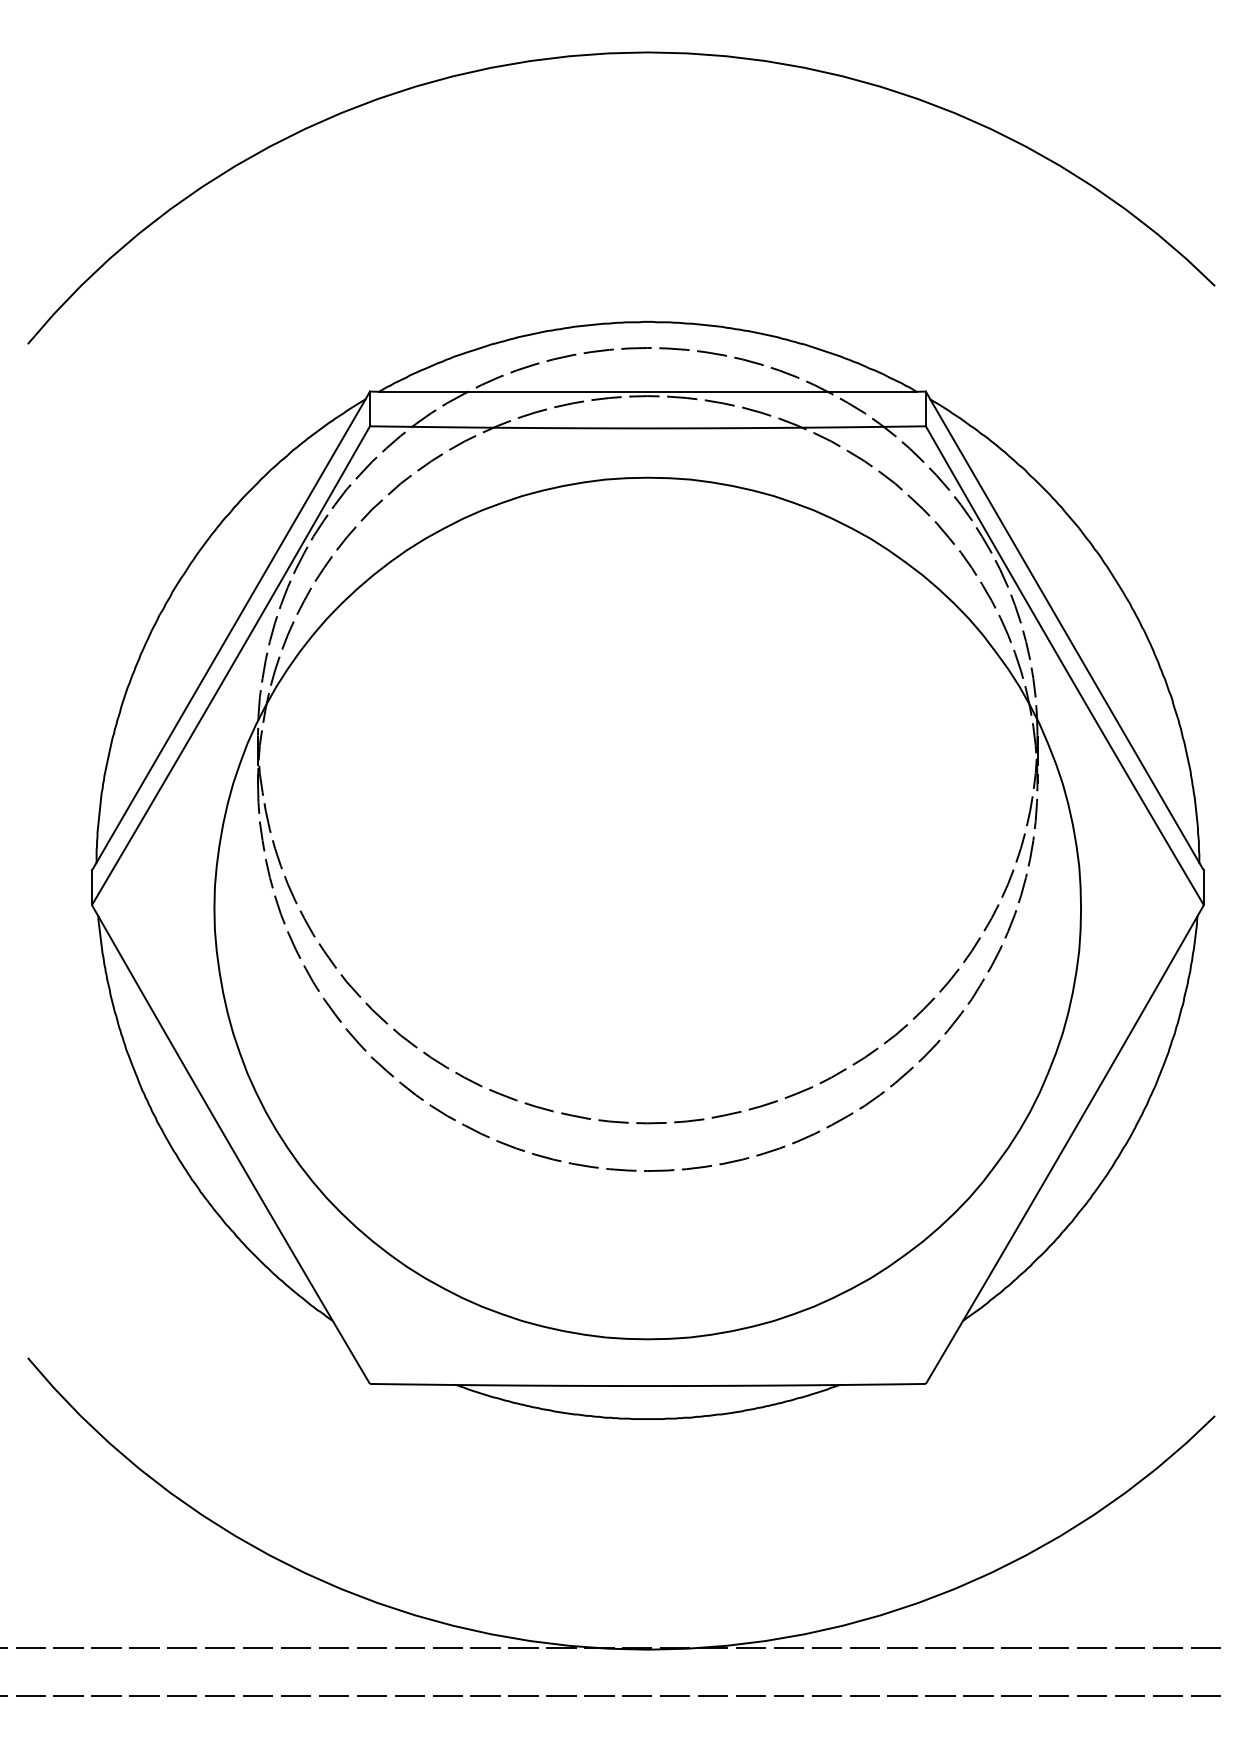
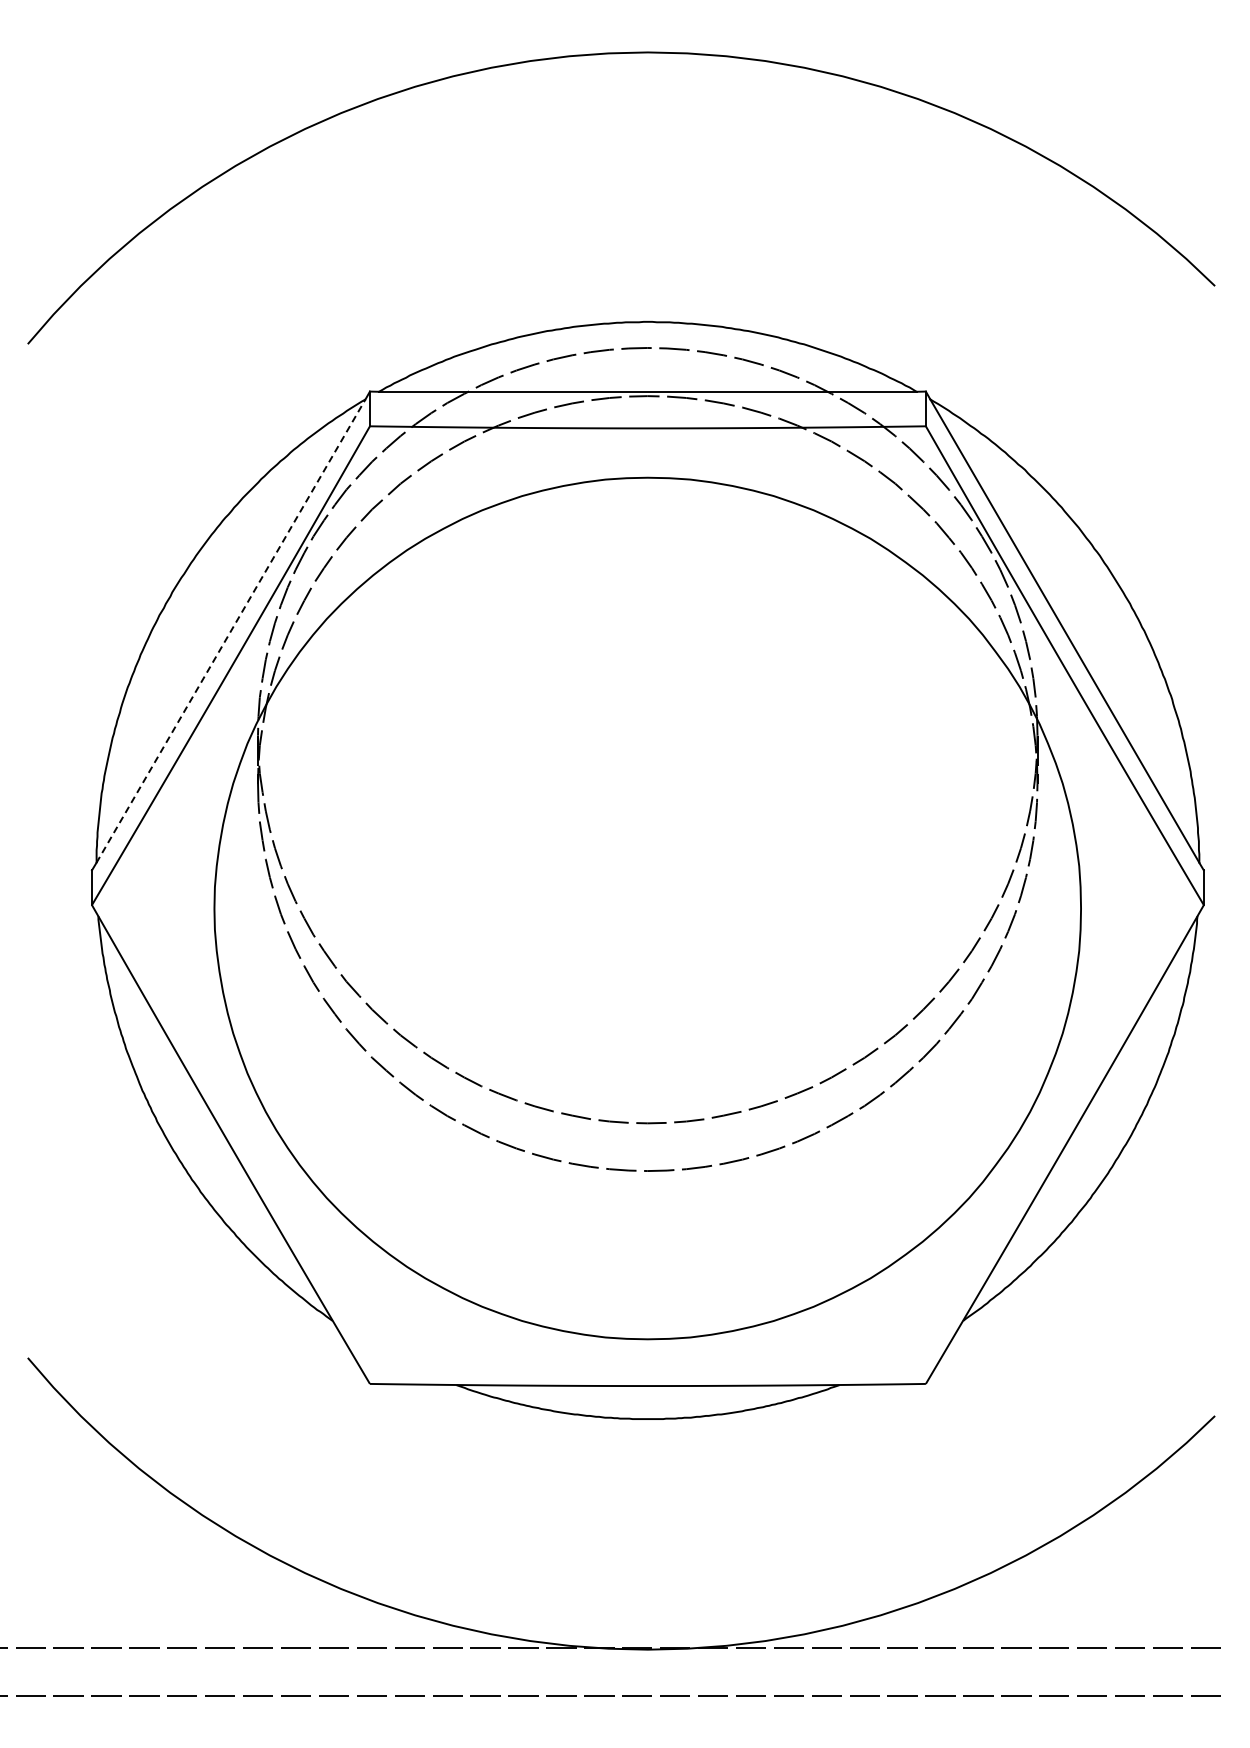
line: solid -> dashed (231, 630)
